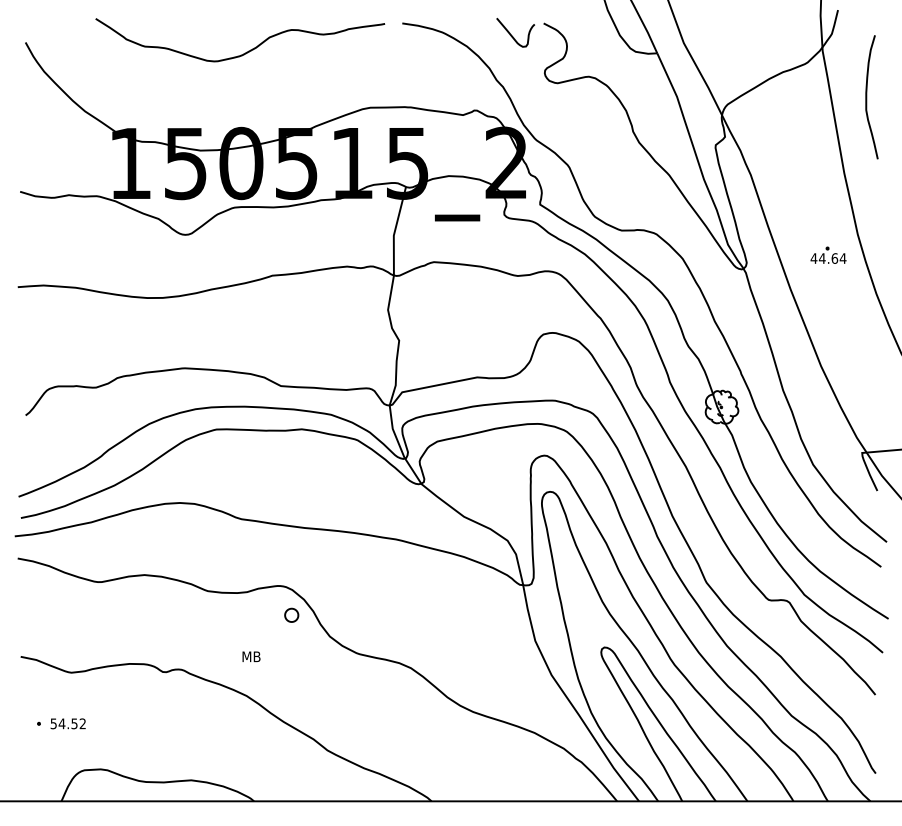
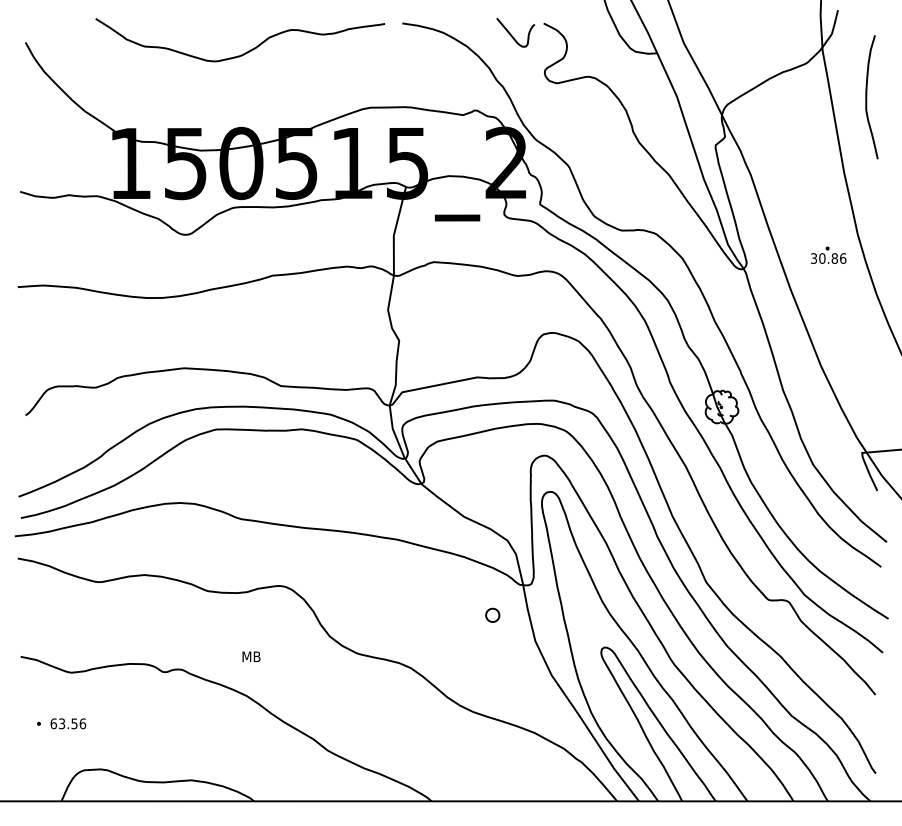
text: 44.64 -> 30.86 (828, 258)
part position: (291, 614) -> (492, 614) (492, 614)
text: 54.52 -> 63.56 (68, 723)
